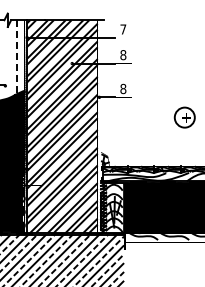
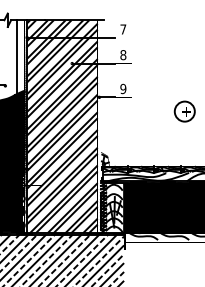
line: dashed -> solid (16, 57)
text: 8 -> 9 (123, 89)
part position: (184, 117) -> (184, 111) (184, 111)
